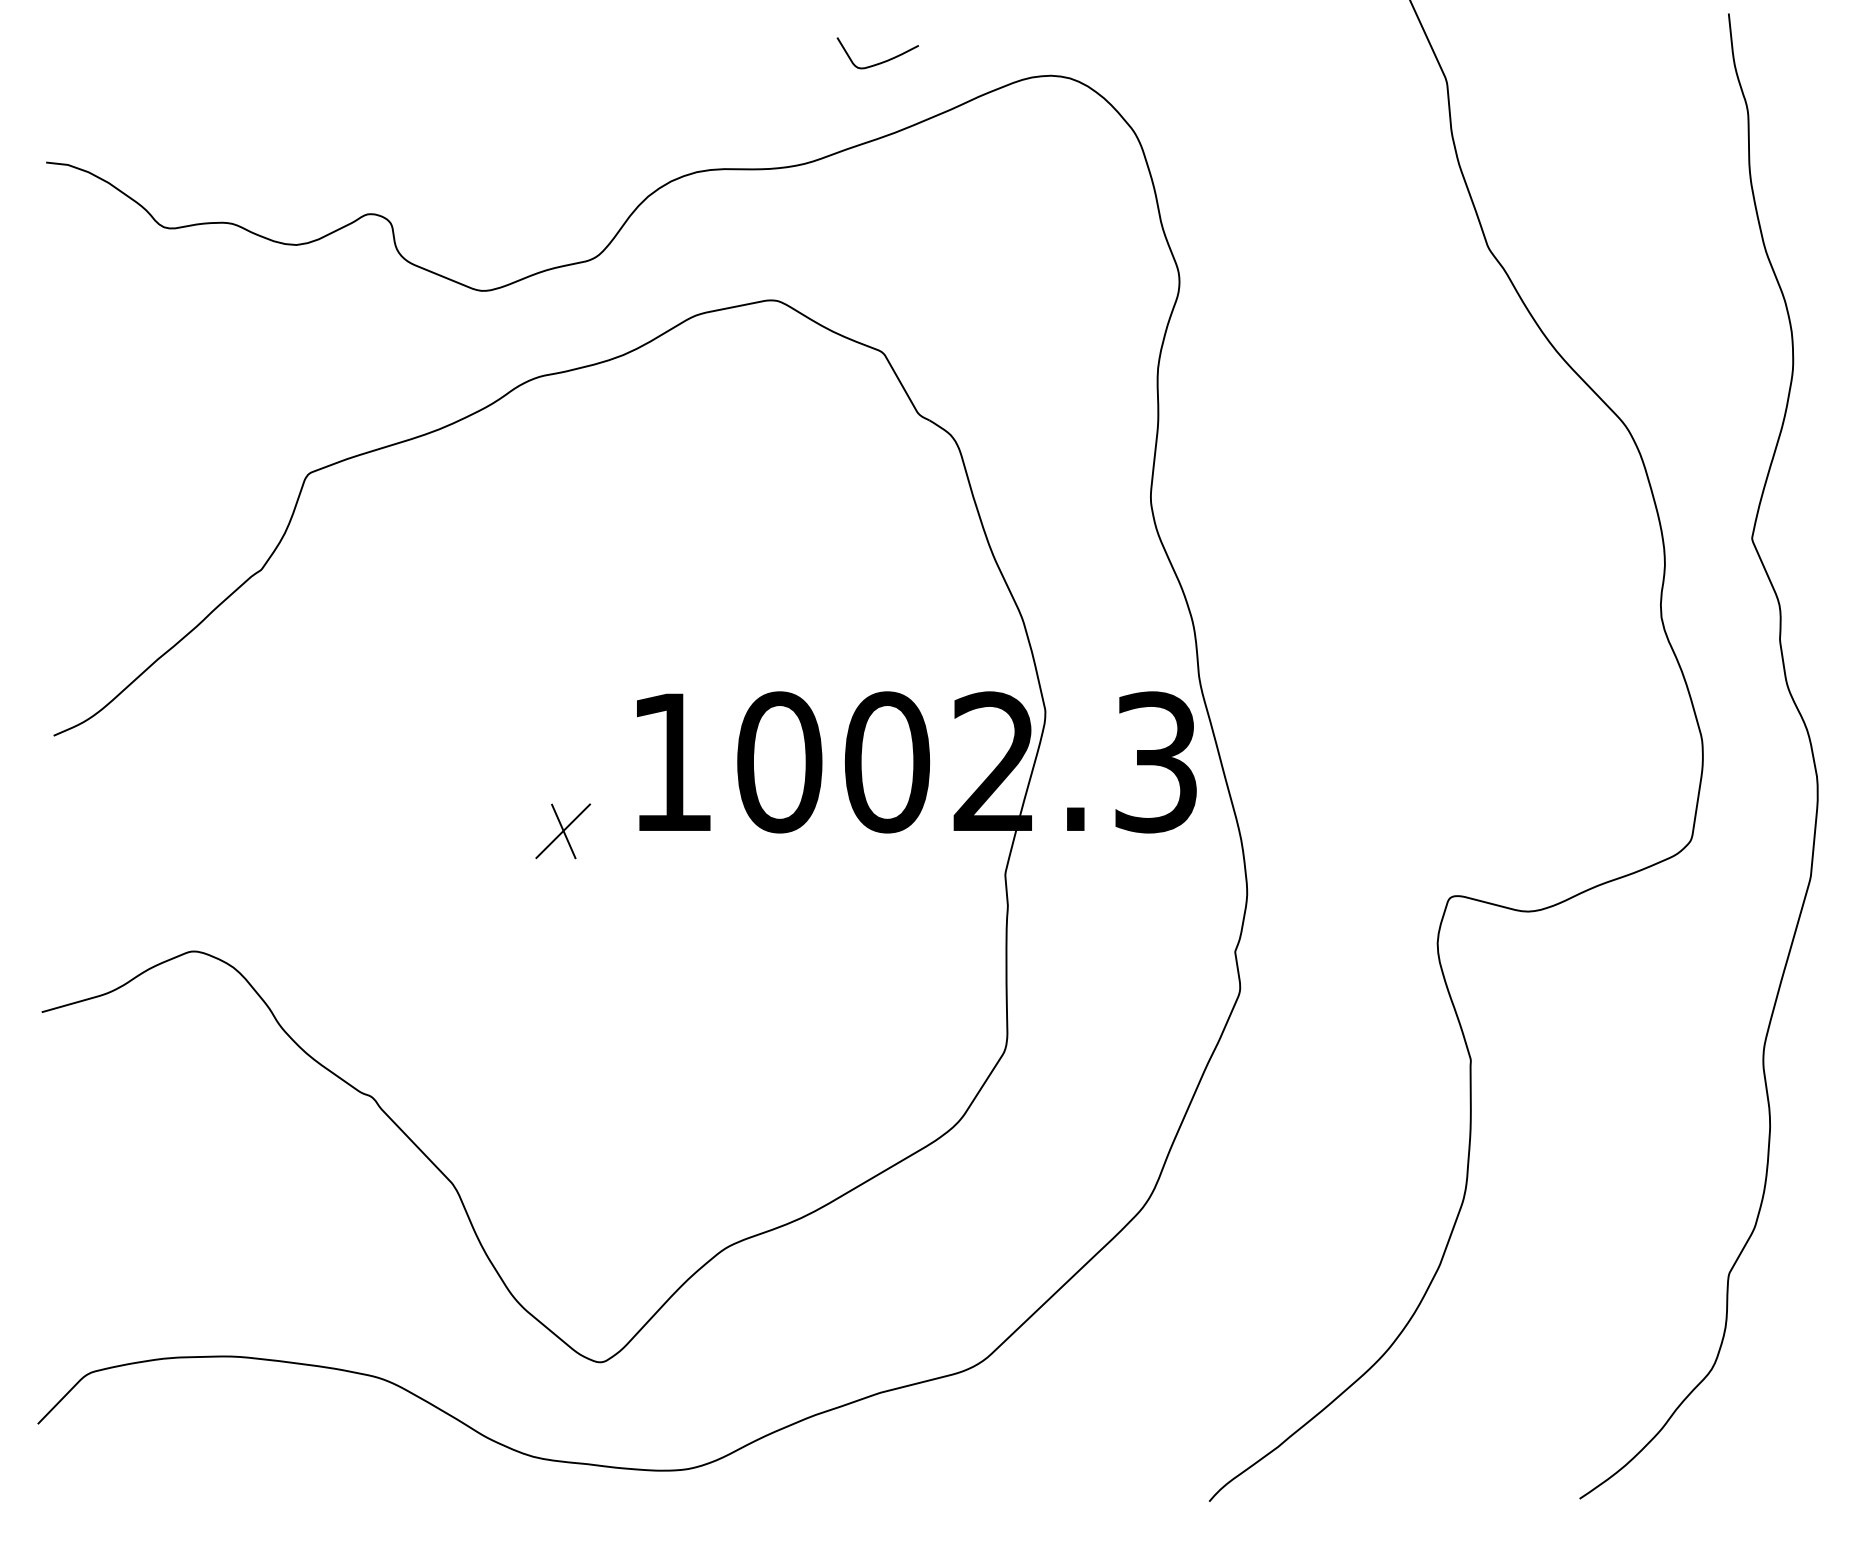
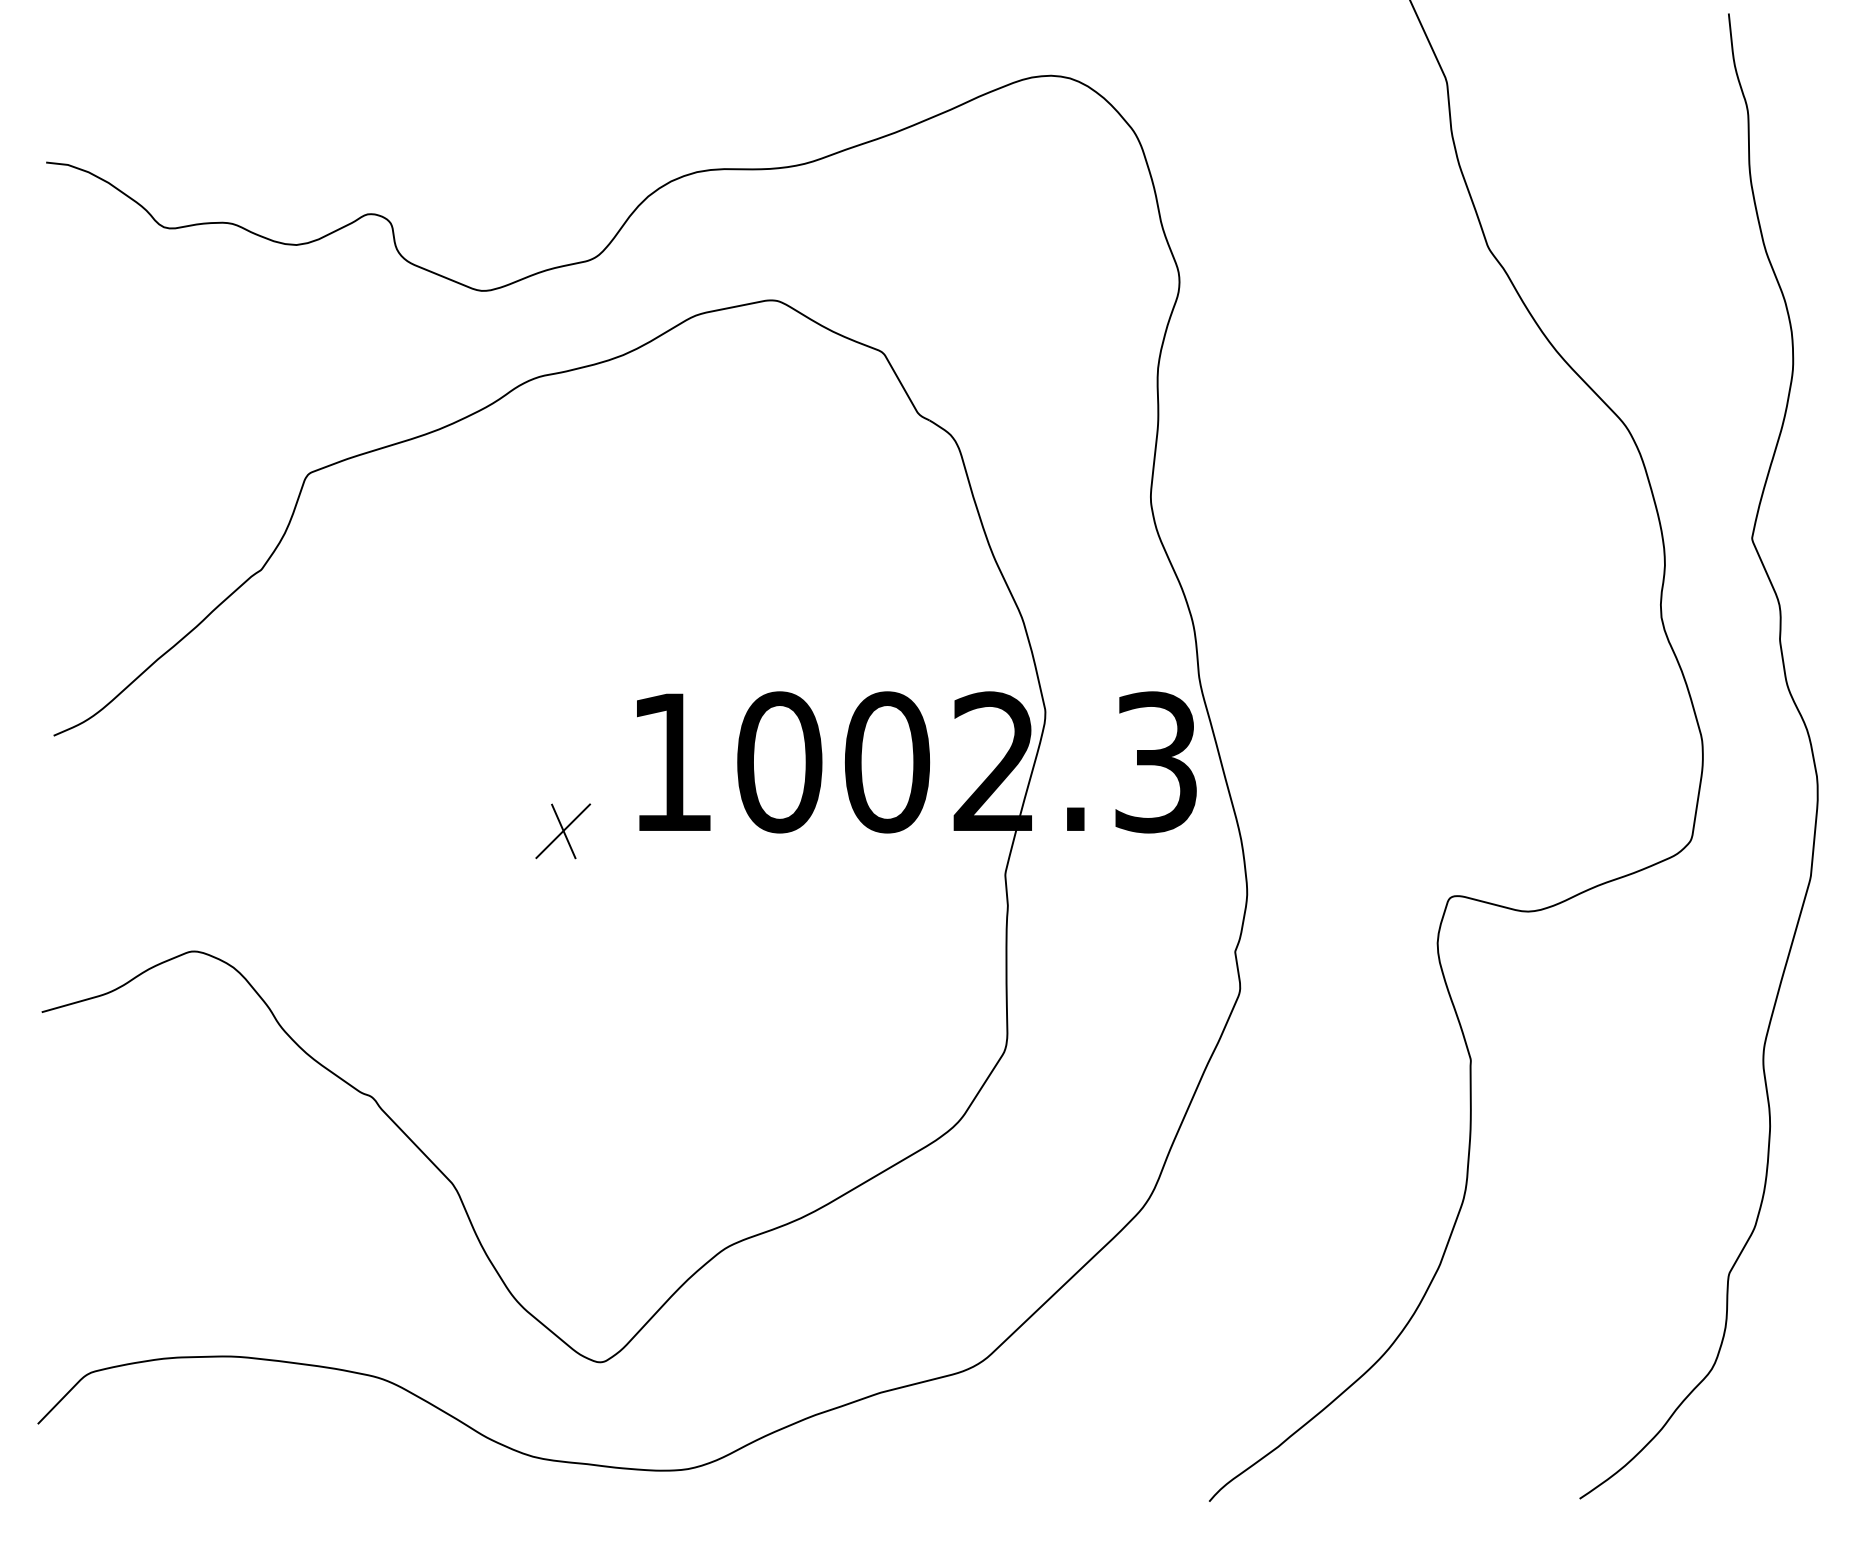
curve: present -> none (879, 62)
